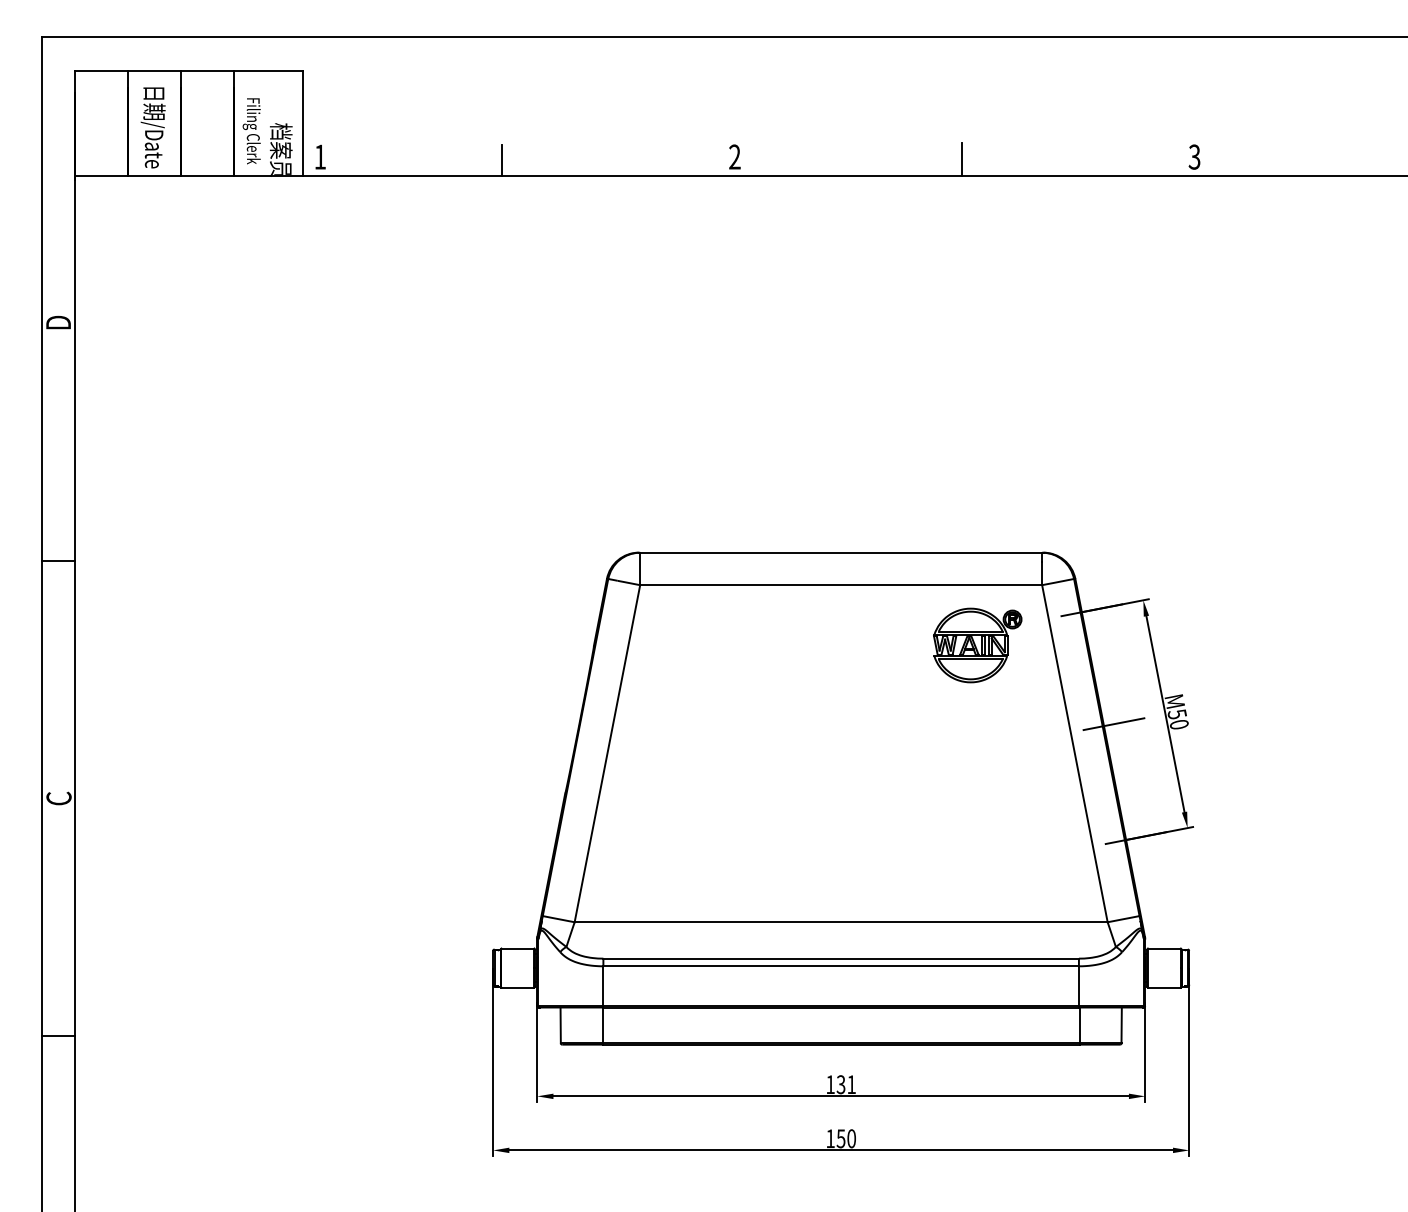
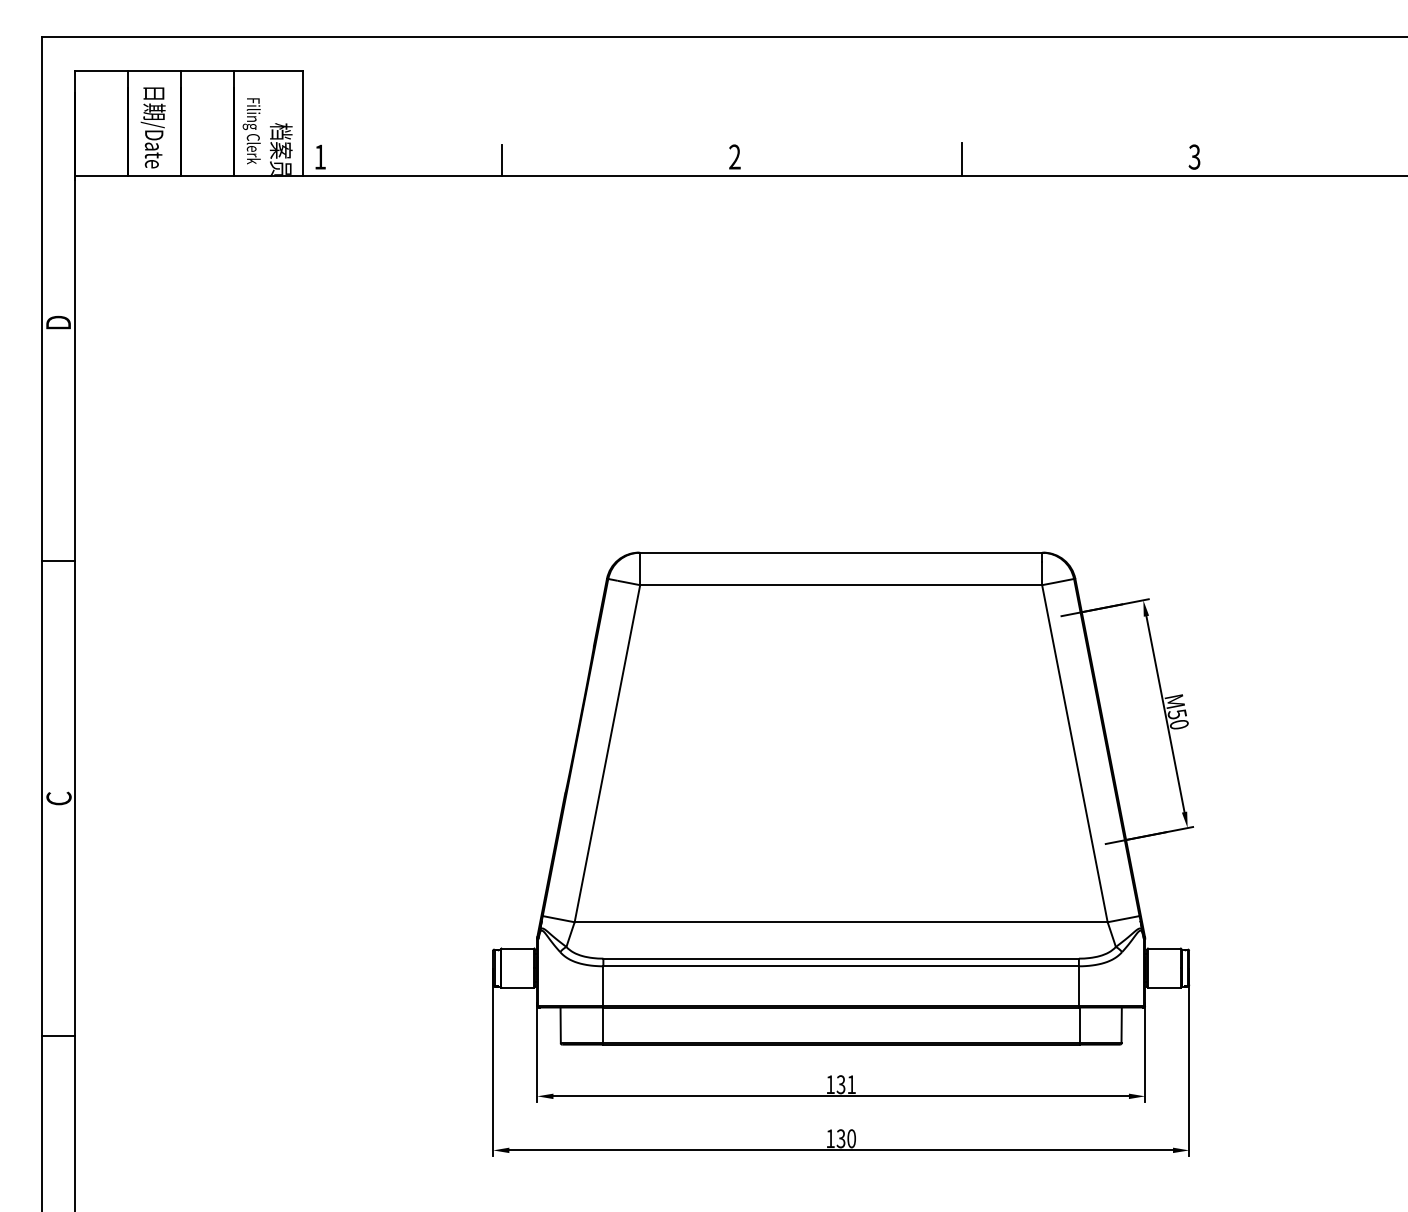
part: present -> none (977, 645)
line: present -> none (1113, 724)
text: 150 -> 130 (841, 1138)
